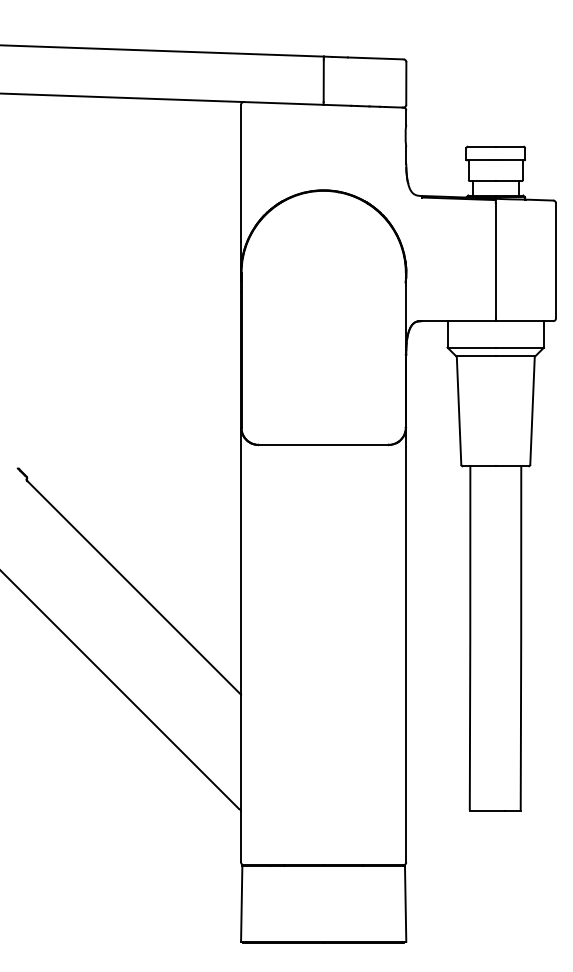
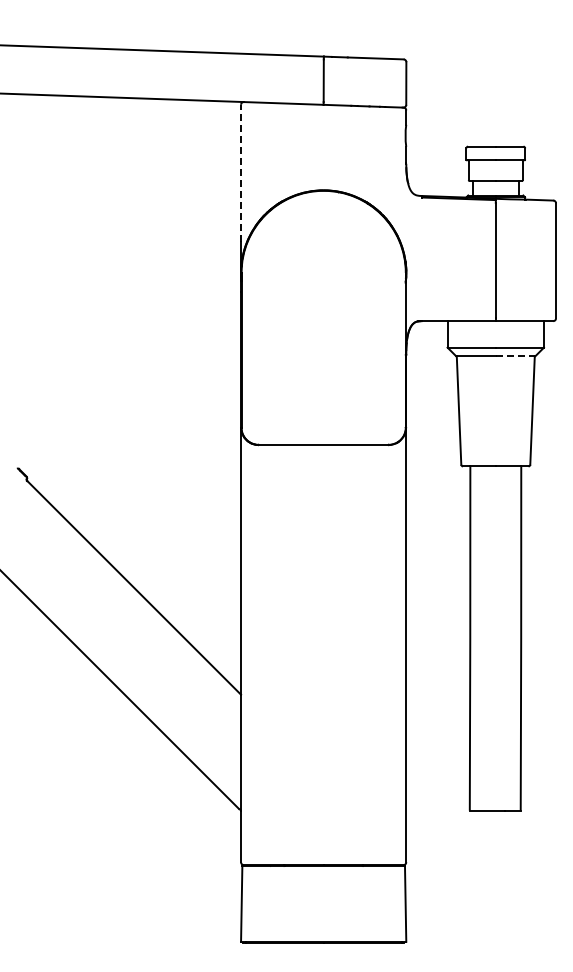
line: solid -> dashed (241, 173)
line: solid -> dashed (515, 356)
